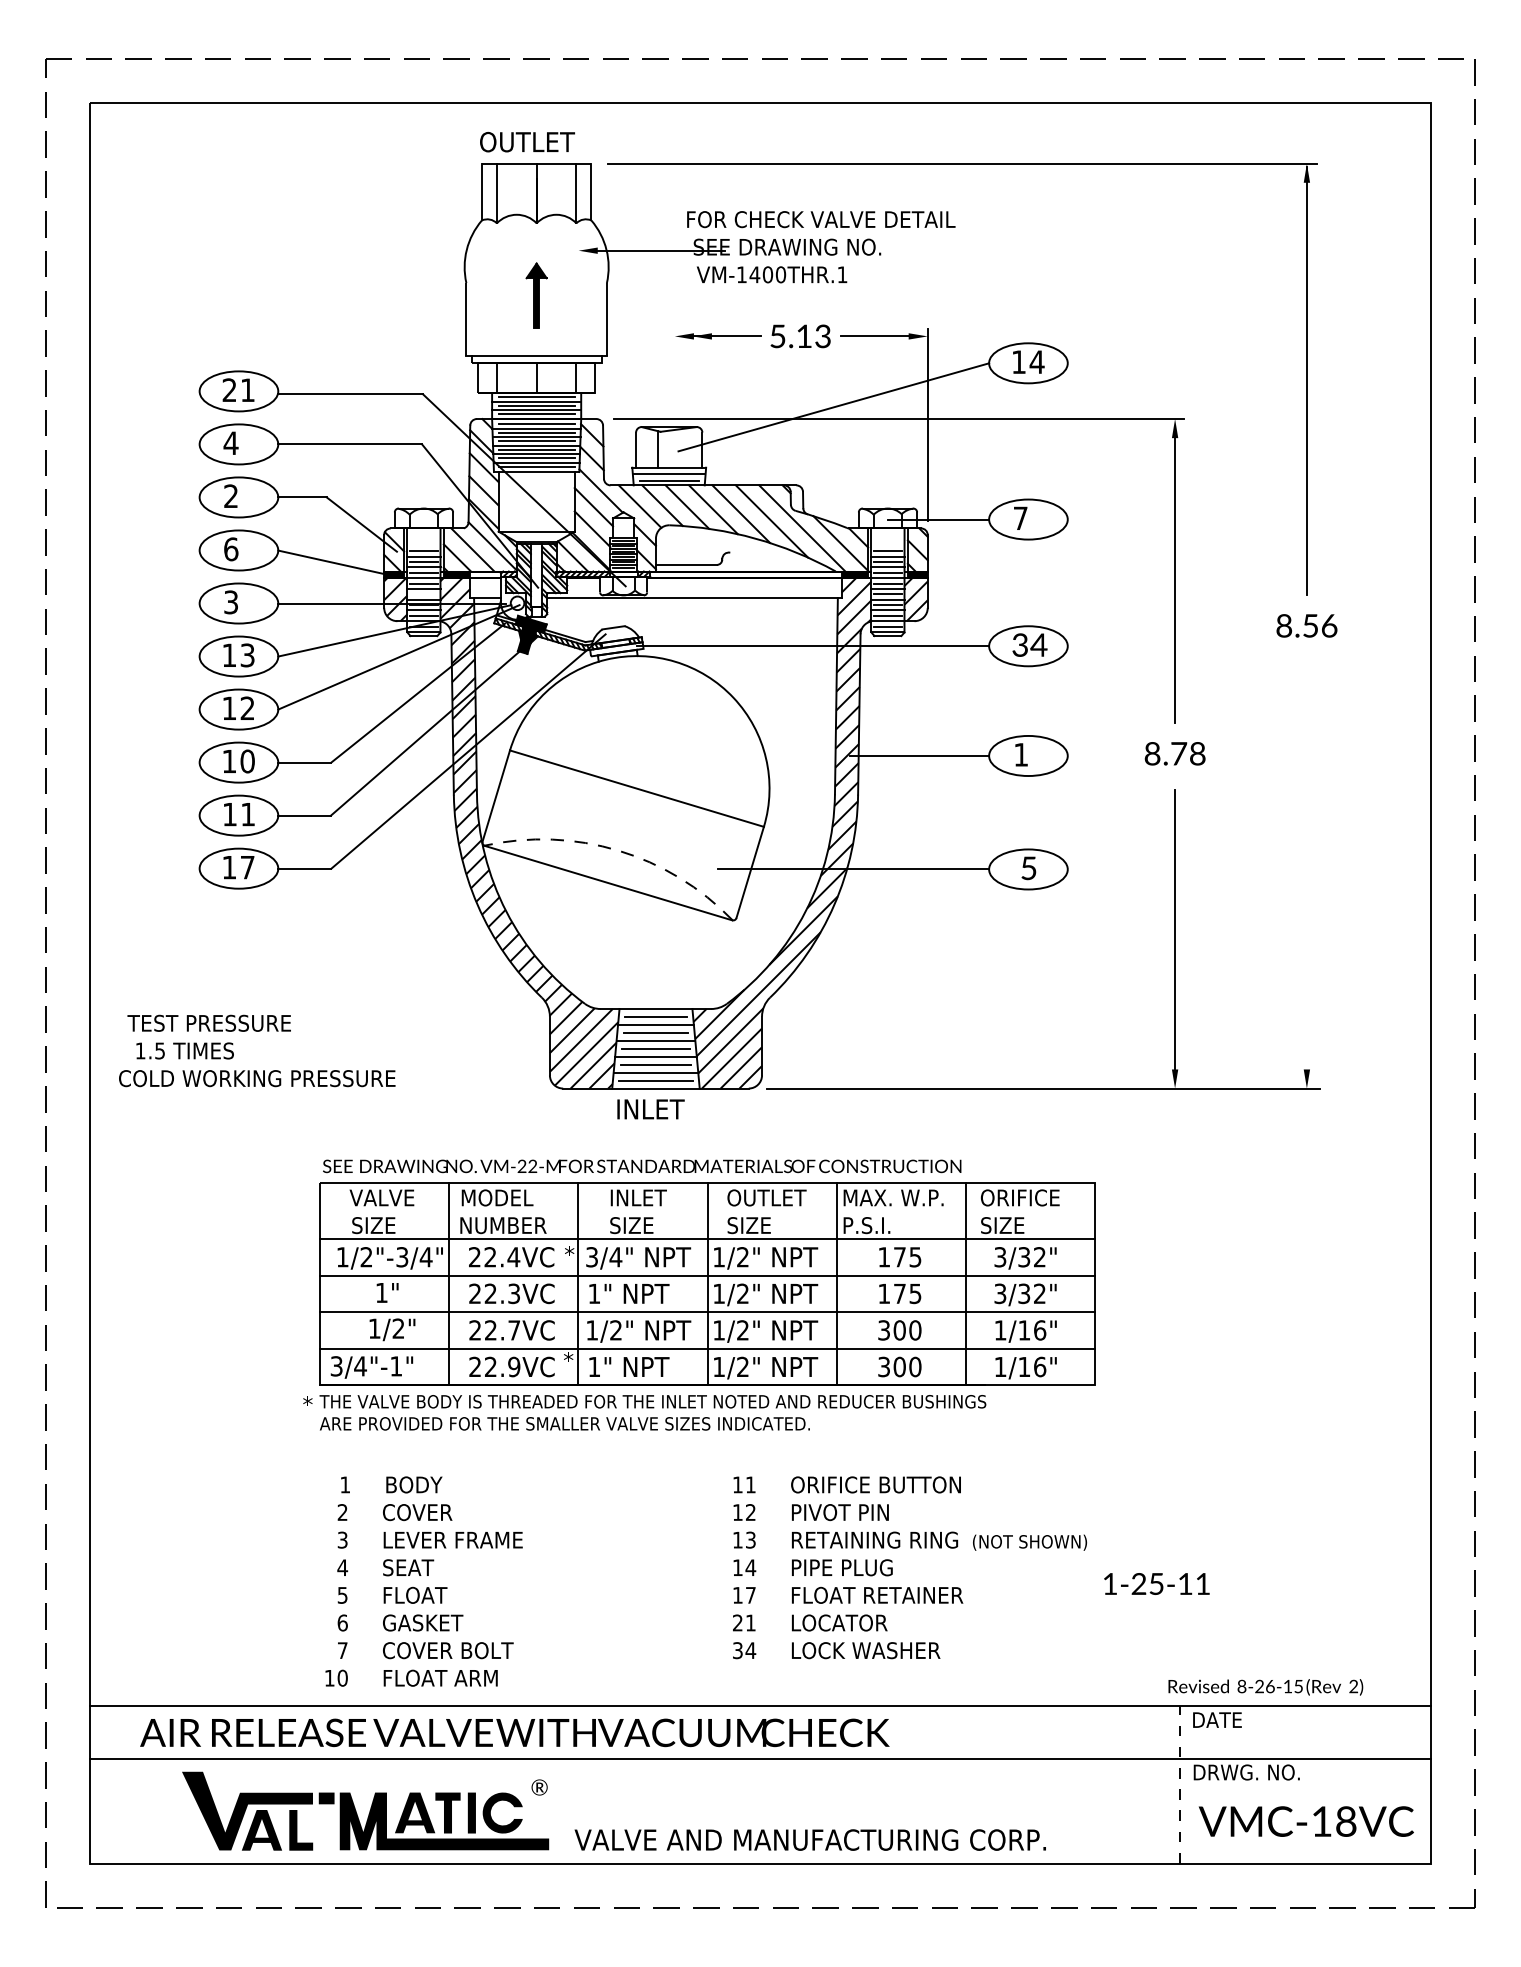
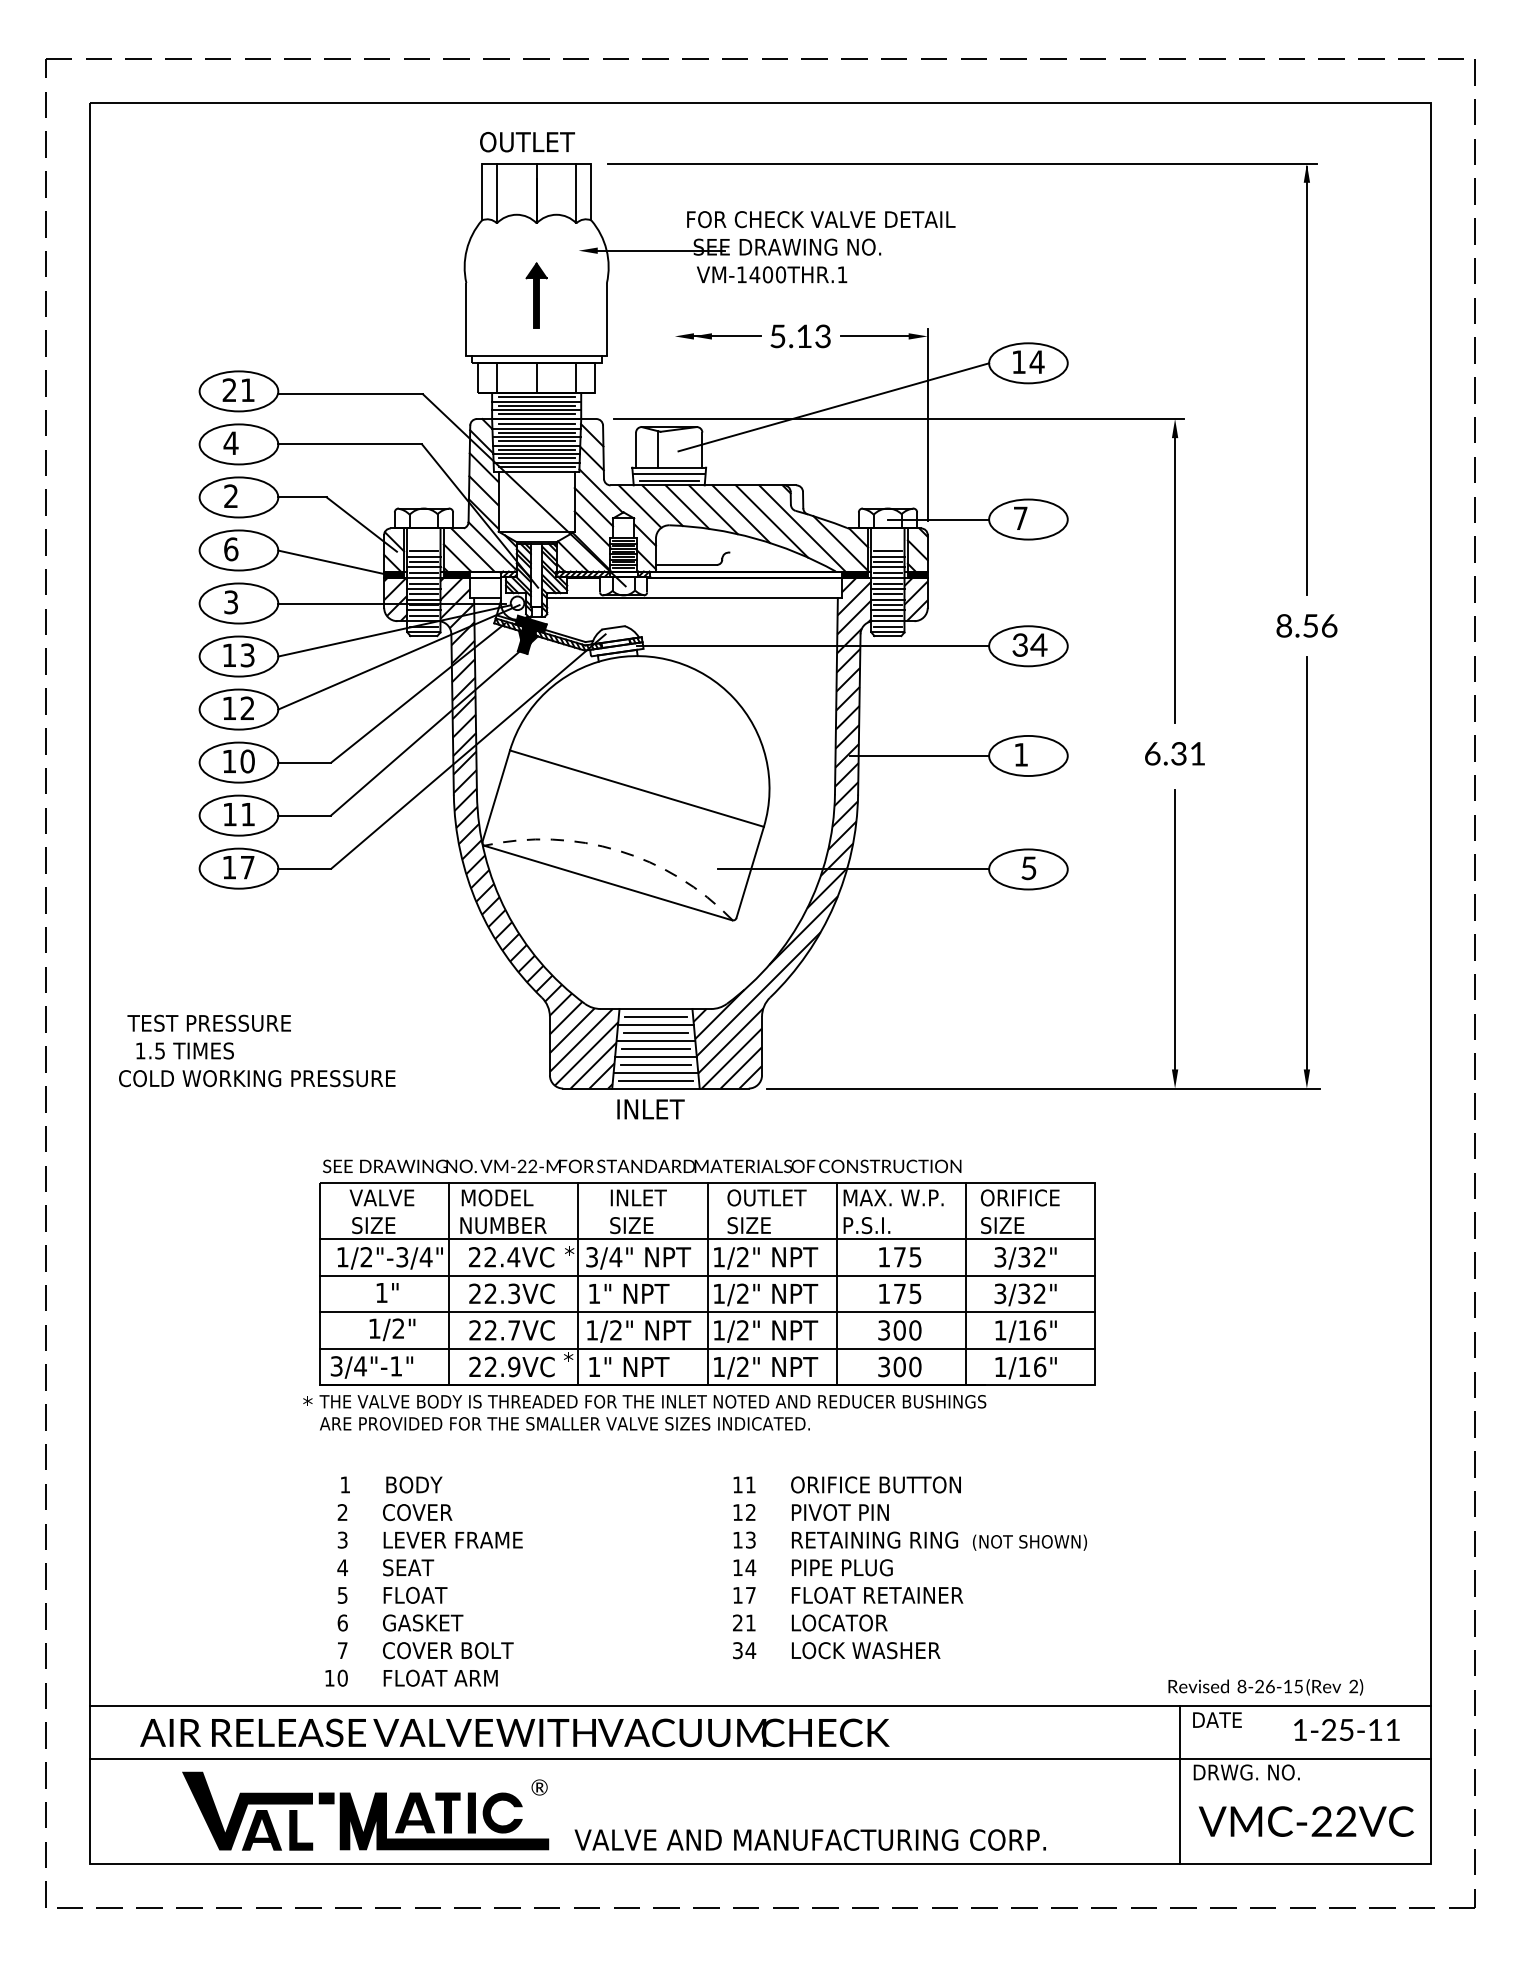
line: none -> present (423, 594)
text: 8.78 -> 6.31 (1174, 753)
line: none -> present (1306, 863)
text position: (1156, 1583) -> (1346, 1729) (1346, 1729)
line: dashed -> solid (1180, 1784)
text: VMC-18VC -> VMC-22VC (1333, 1821)
